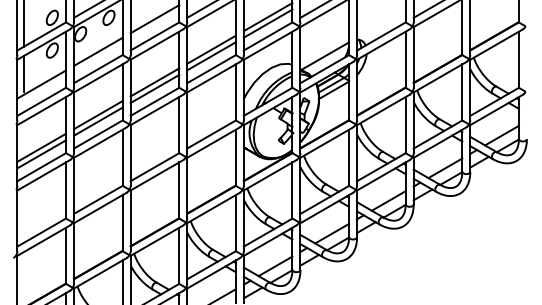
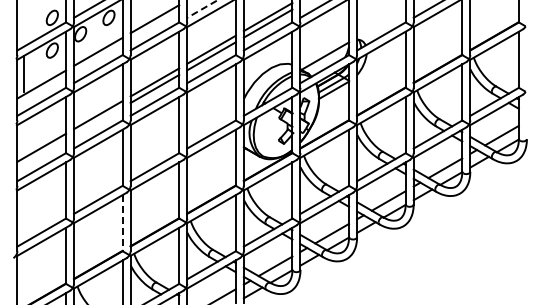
line: solid -> dashed (202, 8)
line: present -> none (24, 24)
line: present -> none (98, 121)
line: present -> none (41, 154)
line: solid -> dashed (122, 223)
